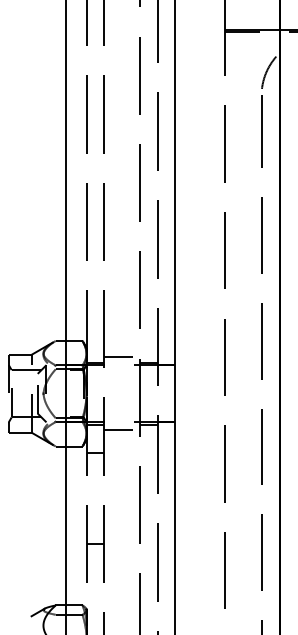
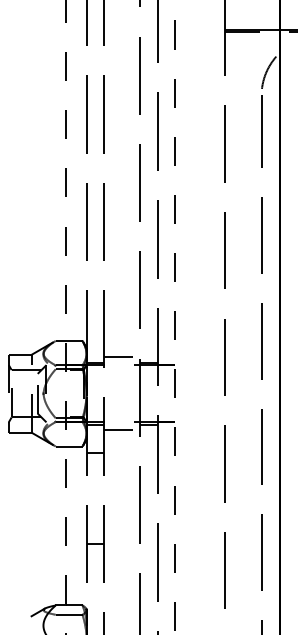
line: solid -> dashed (174, 316)
line: solid -> dashed (65, 317)
